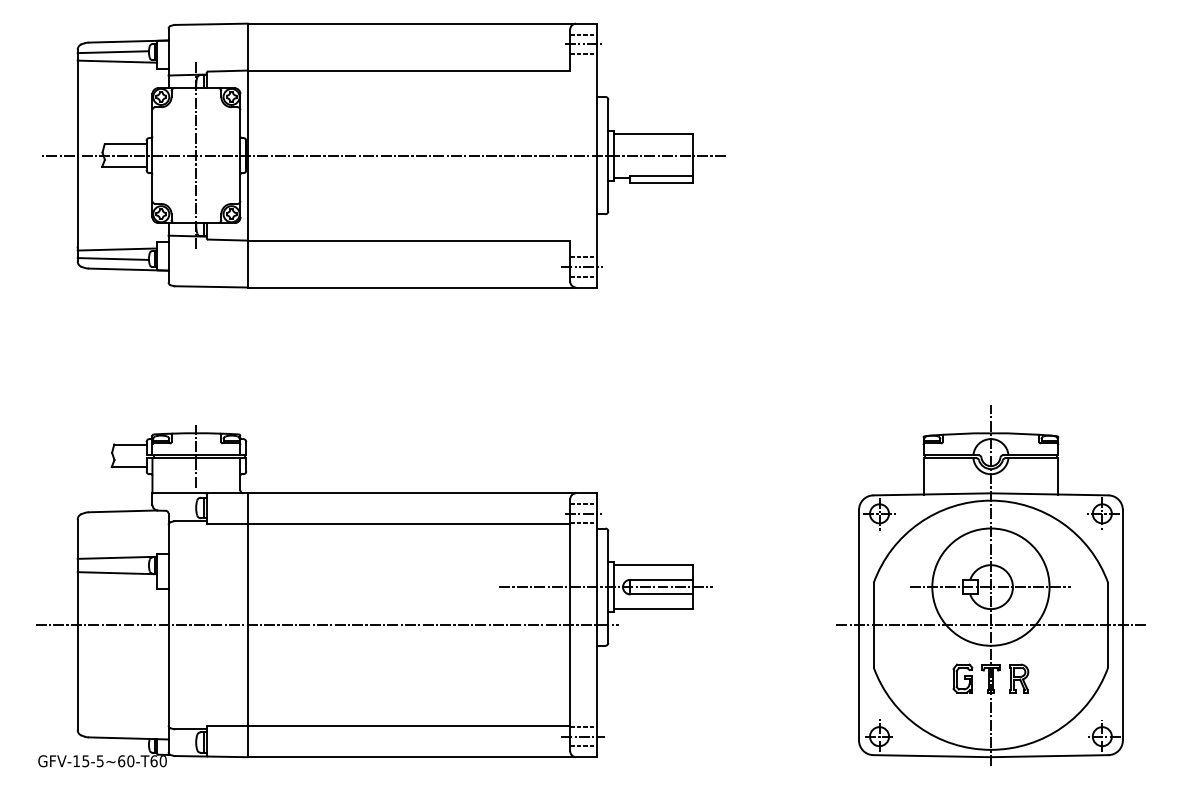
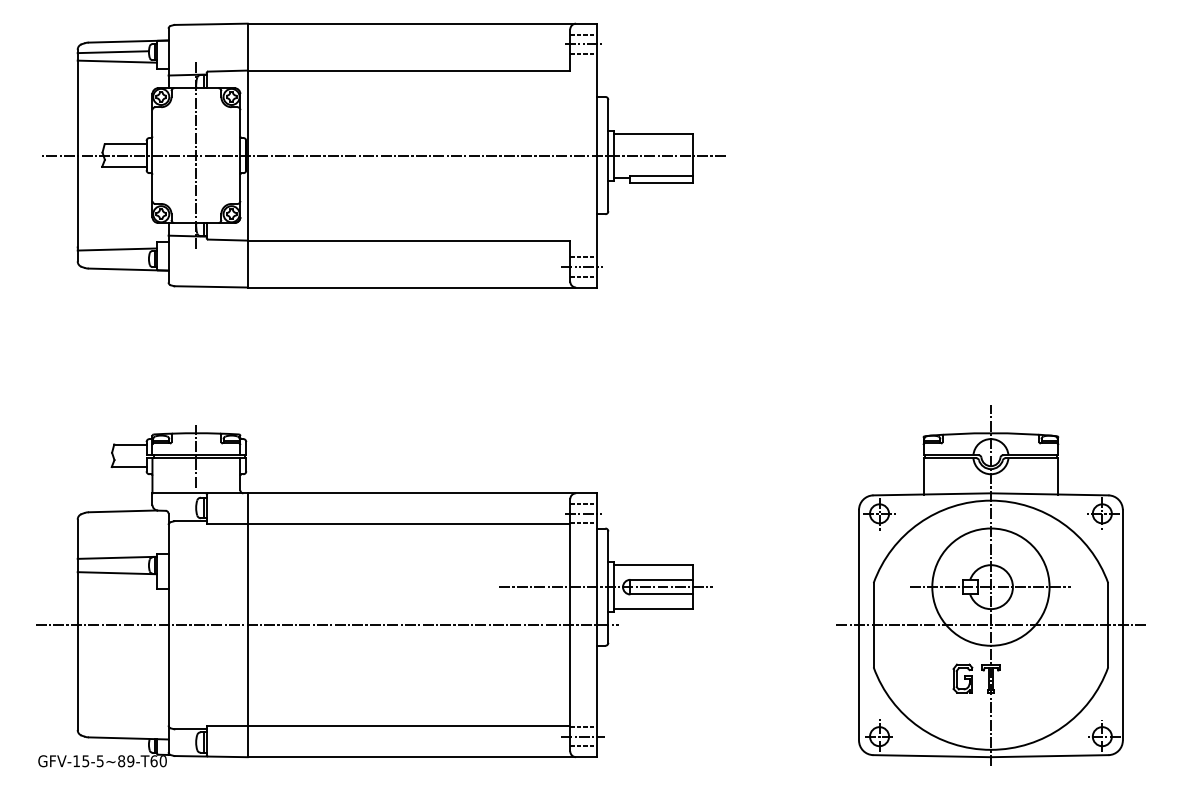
line: present -> none (112, 258)
part: present -> none (1019, 678)
text: GFV-15-5~60-T60 -> GFV-15-5~89-T60 (126, 761)
